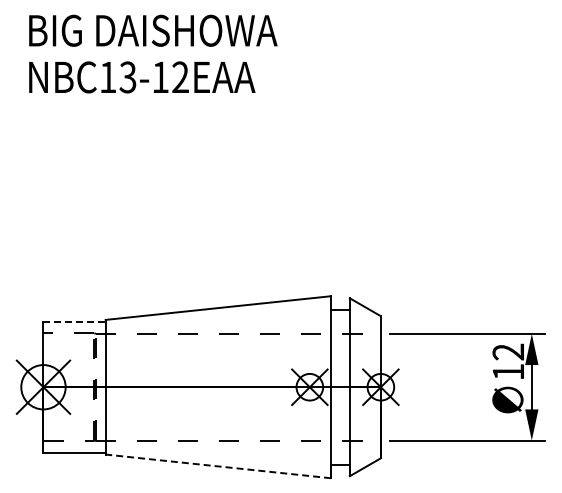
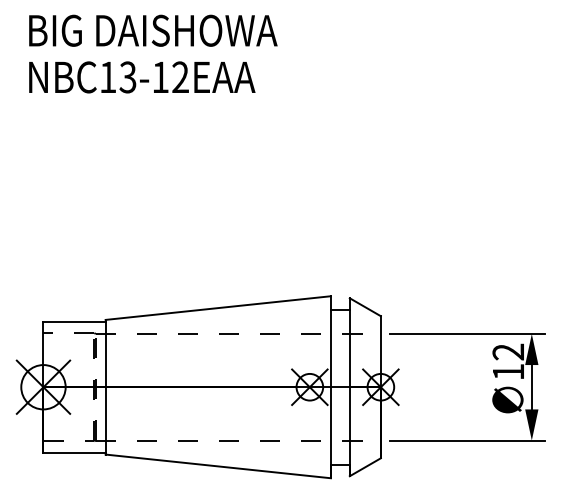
line: dashed -> solid (75, 321)
line: dashed -> solid (217, 466)
